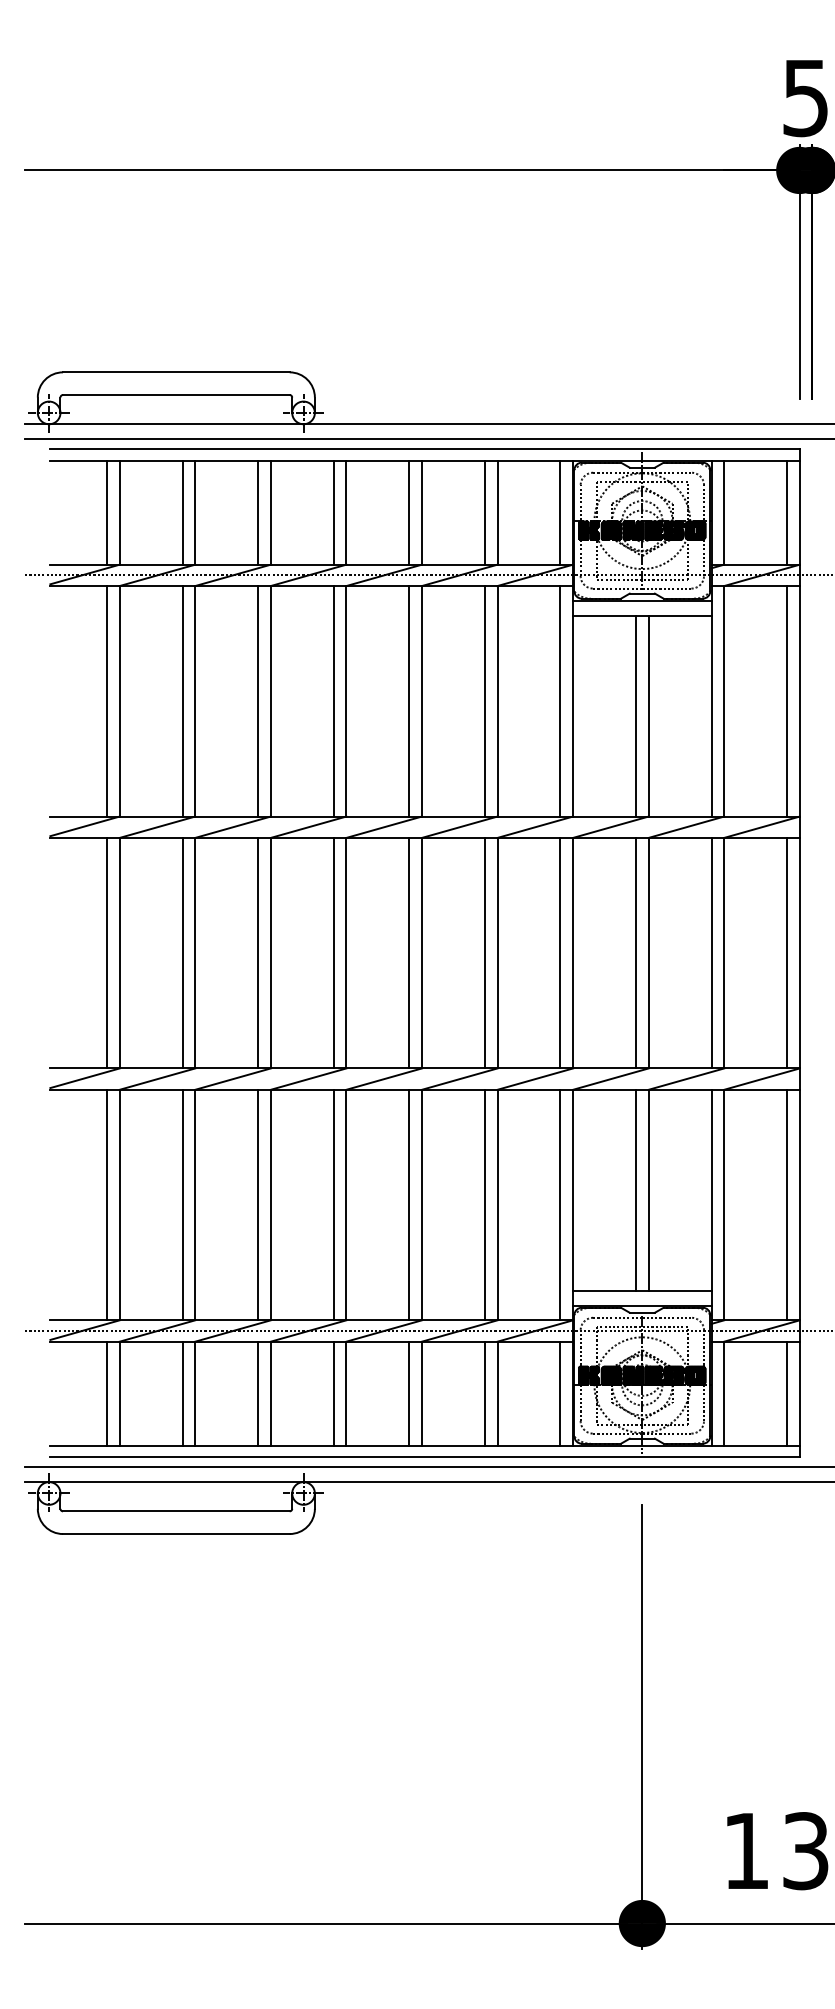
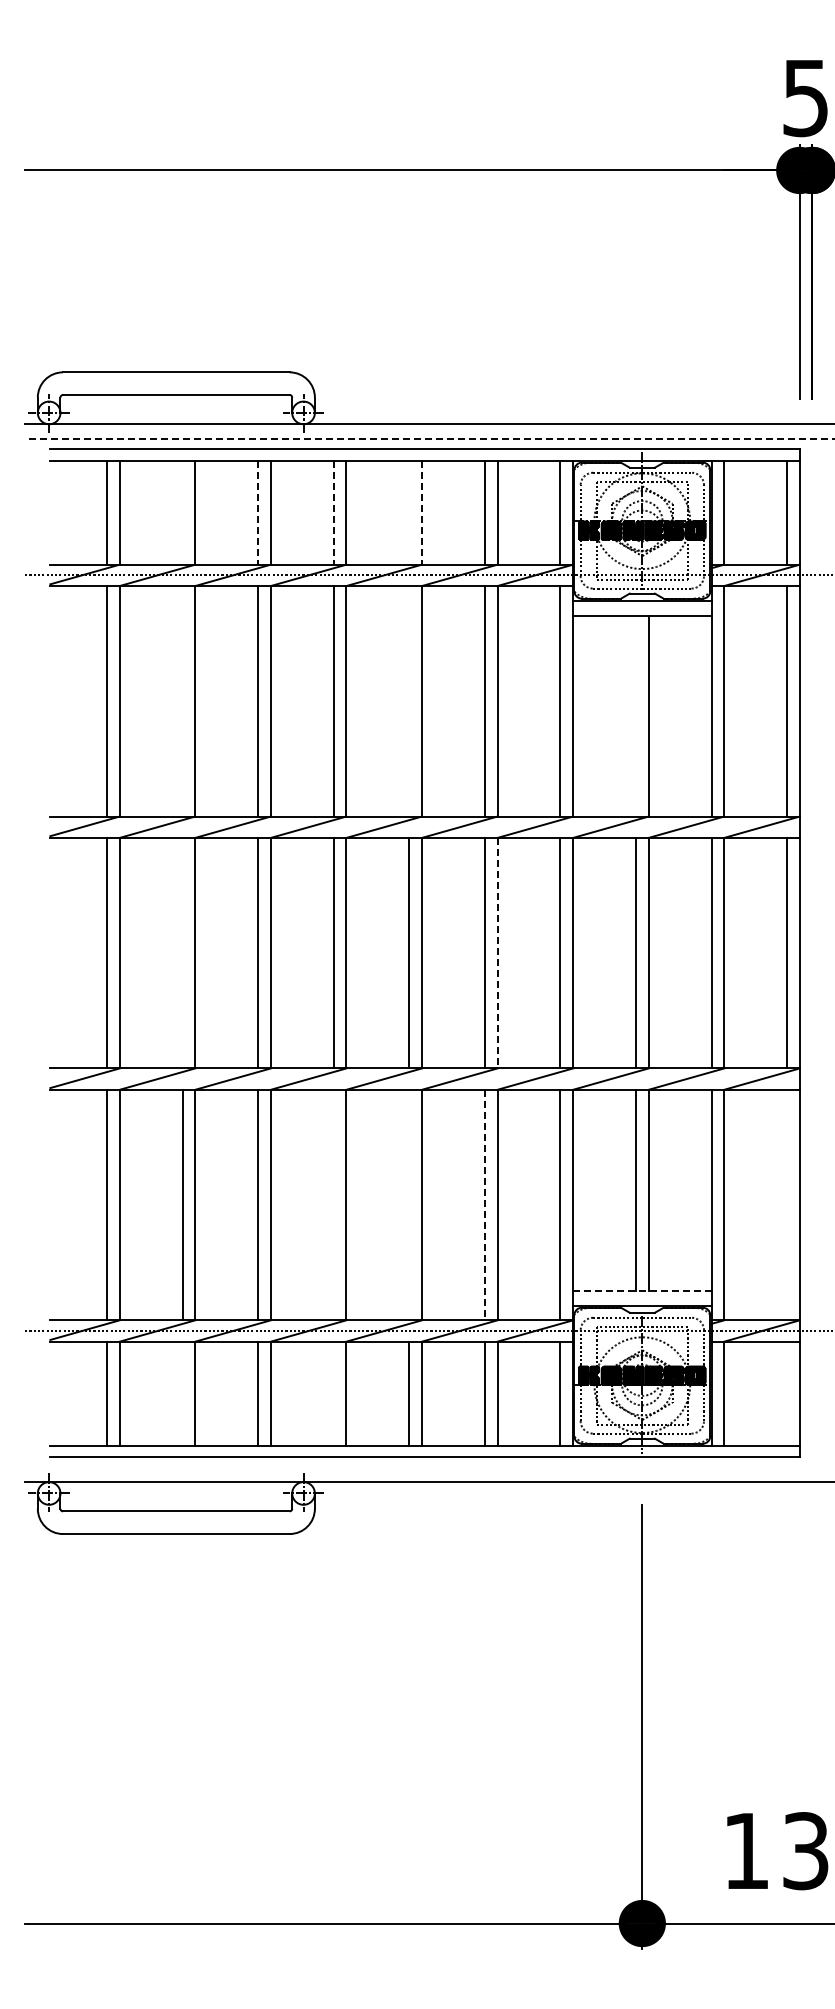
line: solid -> dashed (429, 439)
line: present -> none (182, 512)
line: solid -> dashed (258, 512)
line: solid -> dashed (333, 512)
line: present -> none (409, 512)
line: solid -> dashed (421, 512)
line: present -> none (182, 701)
line: present -> none (409, 701)
line: present -> none (636, 715)
line: present -> none (182, 952)
line: solid -> dashed (497, 953)
line: present -> none (333, 1204)
line: present -> none (409, 1204)
line: present -> none (787, 1204)
line: solid -> dashed (484, 1205)
line: solid -> dashed (642, 1290)
line: present -> none (182, 1393)
line: present -> none (333, 1393)
line: present -> none (787, 1393)
line: present -> none (428, 1467)
